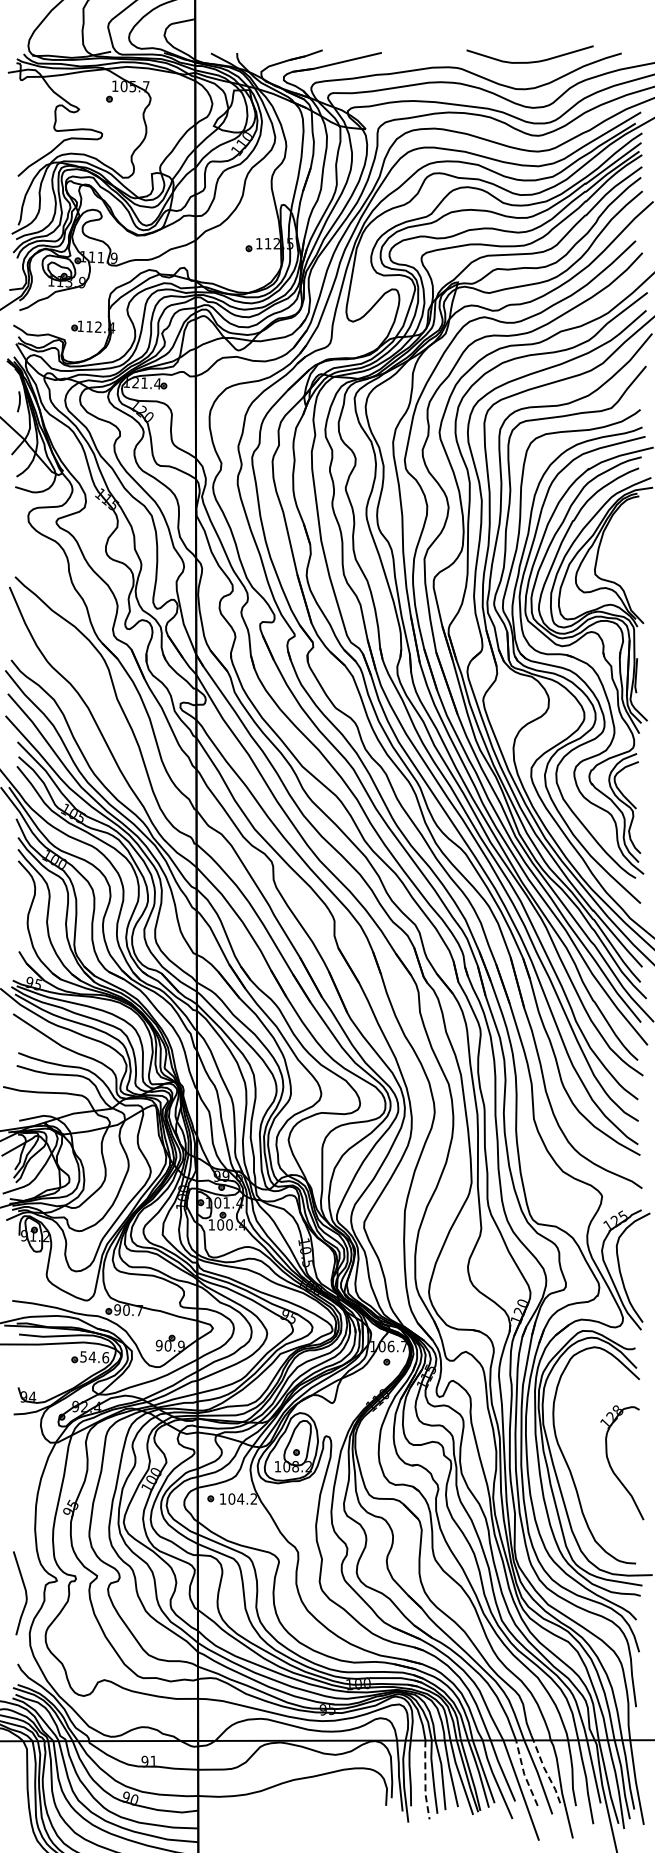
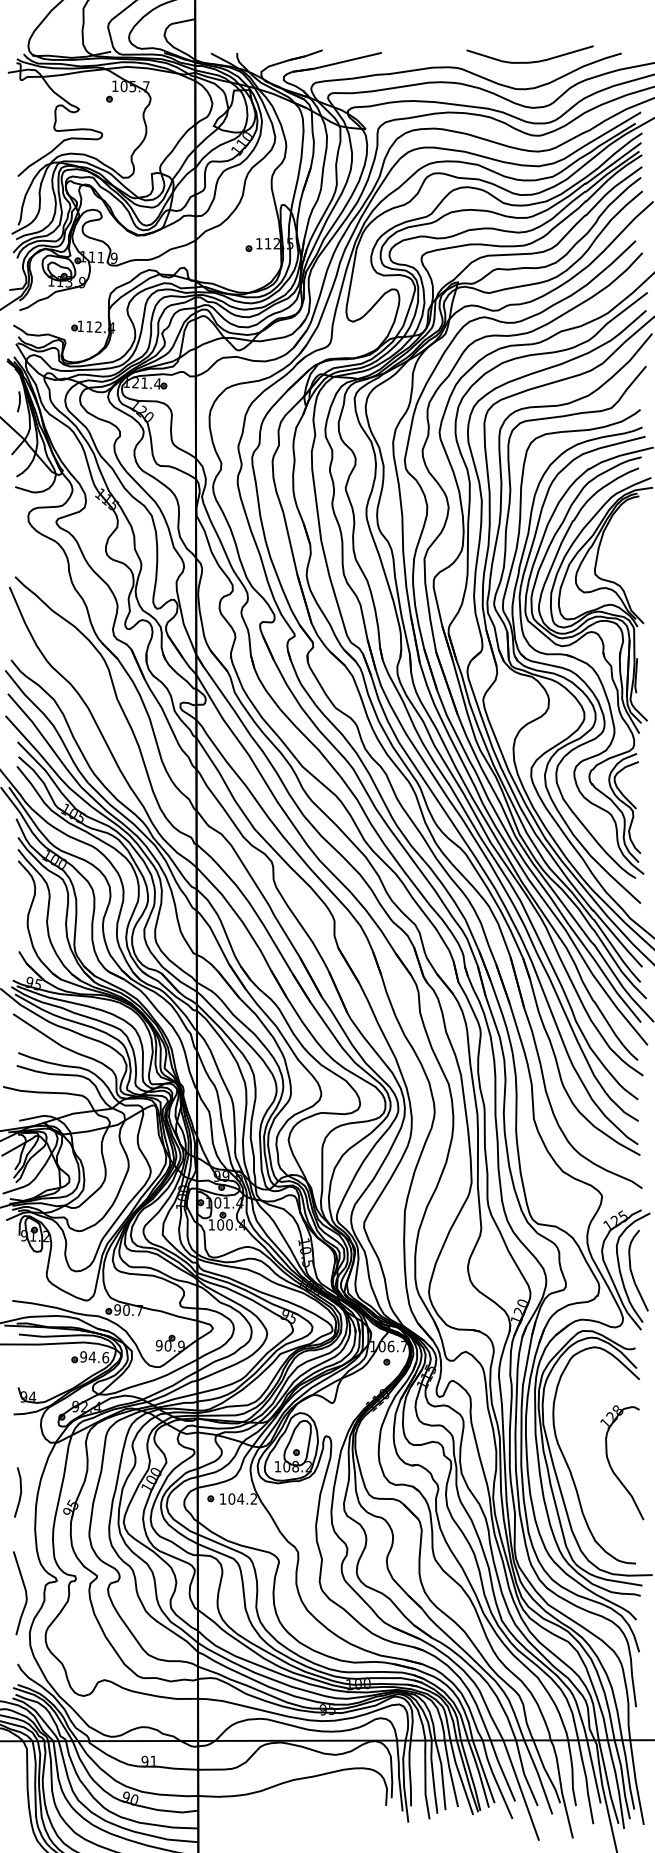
part: none -> present (632, 1271)
text: 54.6 -> 94.6 (83, 1356)
line: none -> present (20, 1492)
line: dashed -> solid (546, 1772)
line: dashed -> solid (524, 1774)
line: dashed -> solid (425, 1780)
